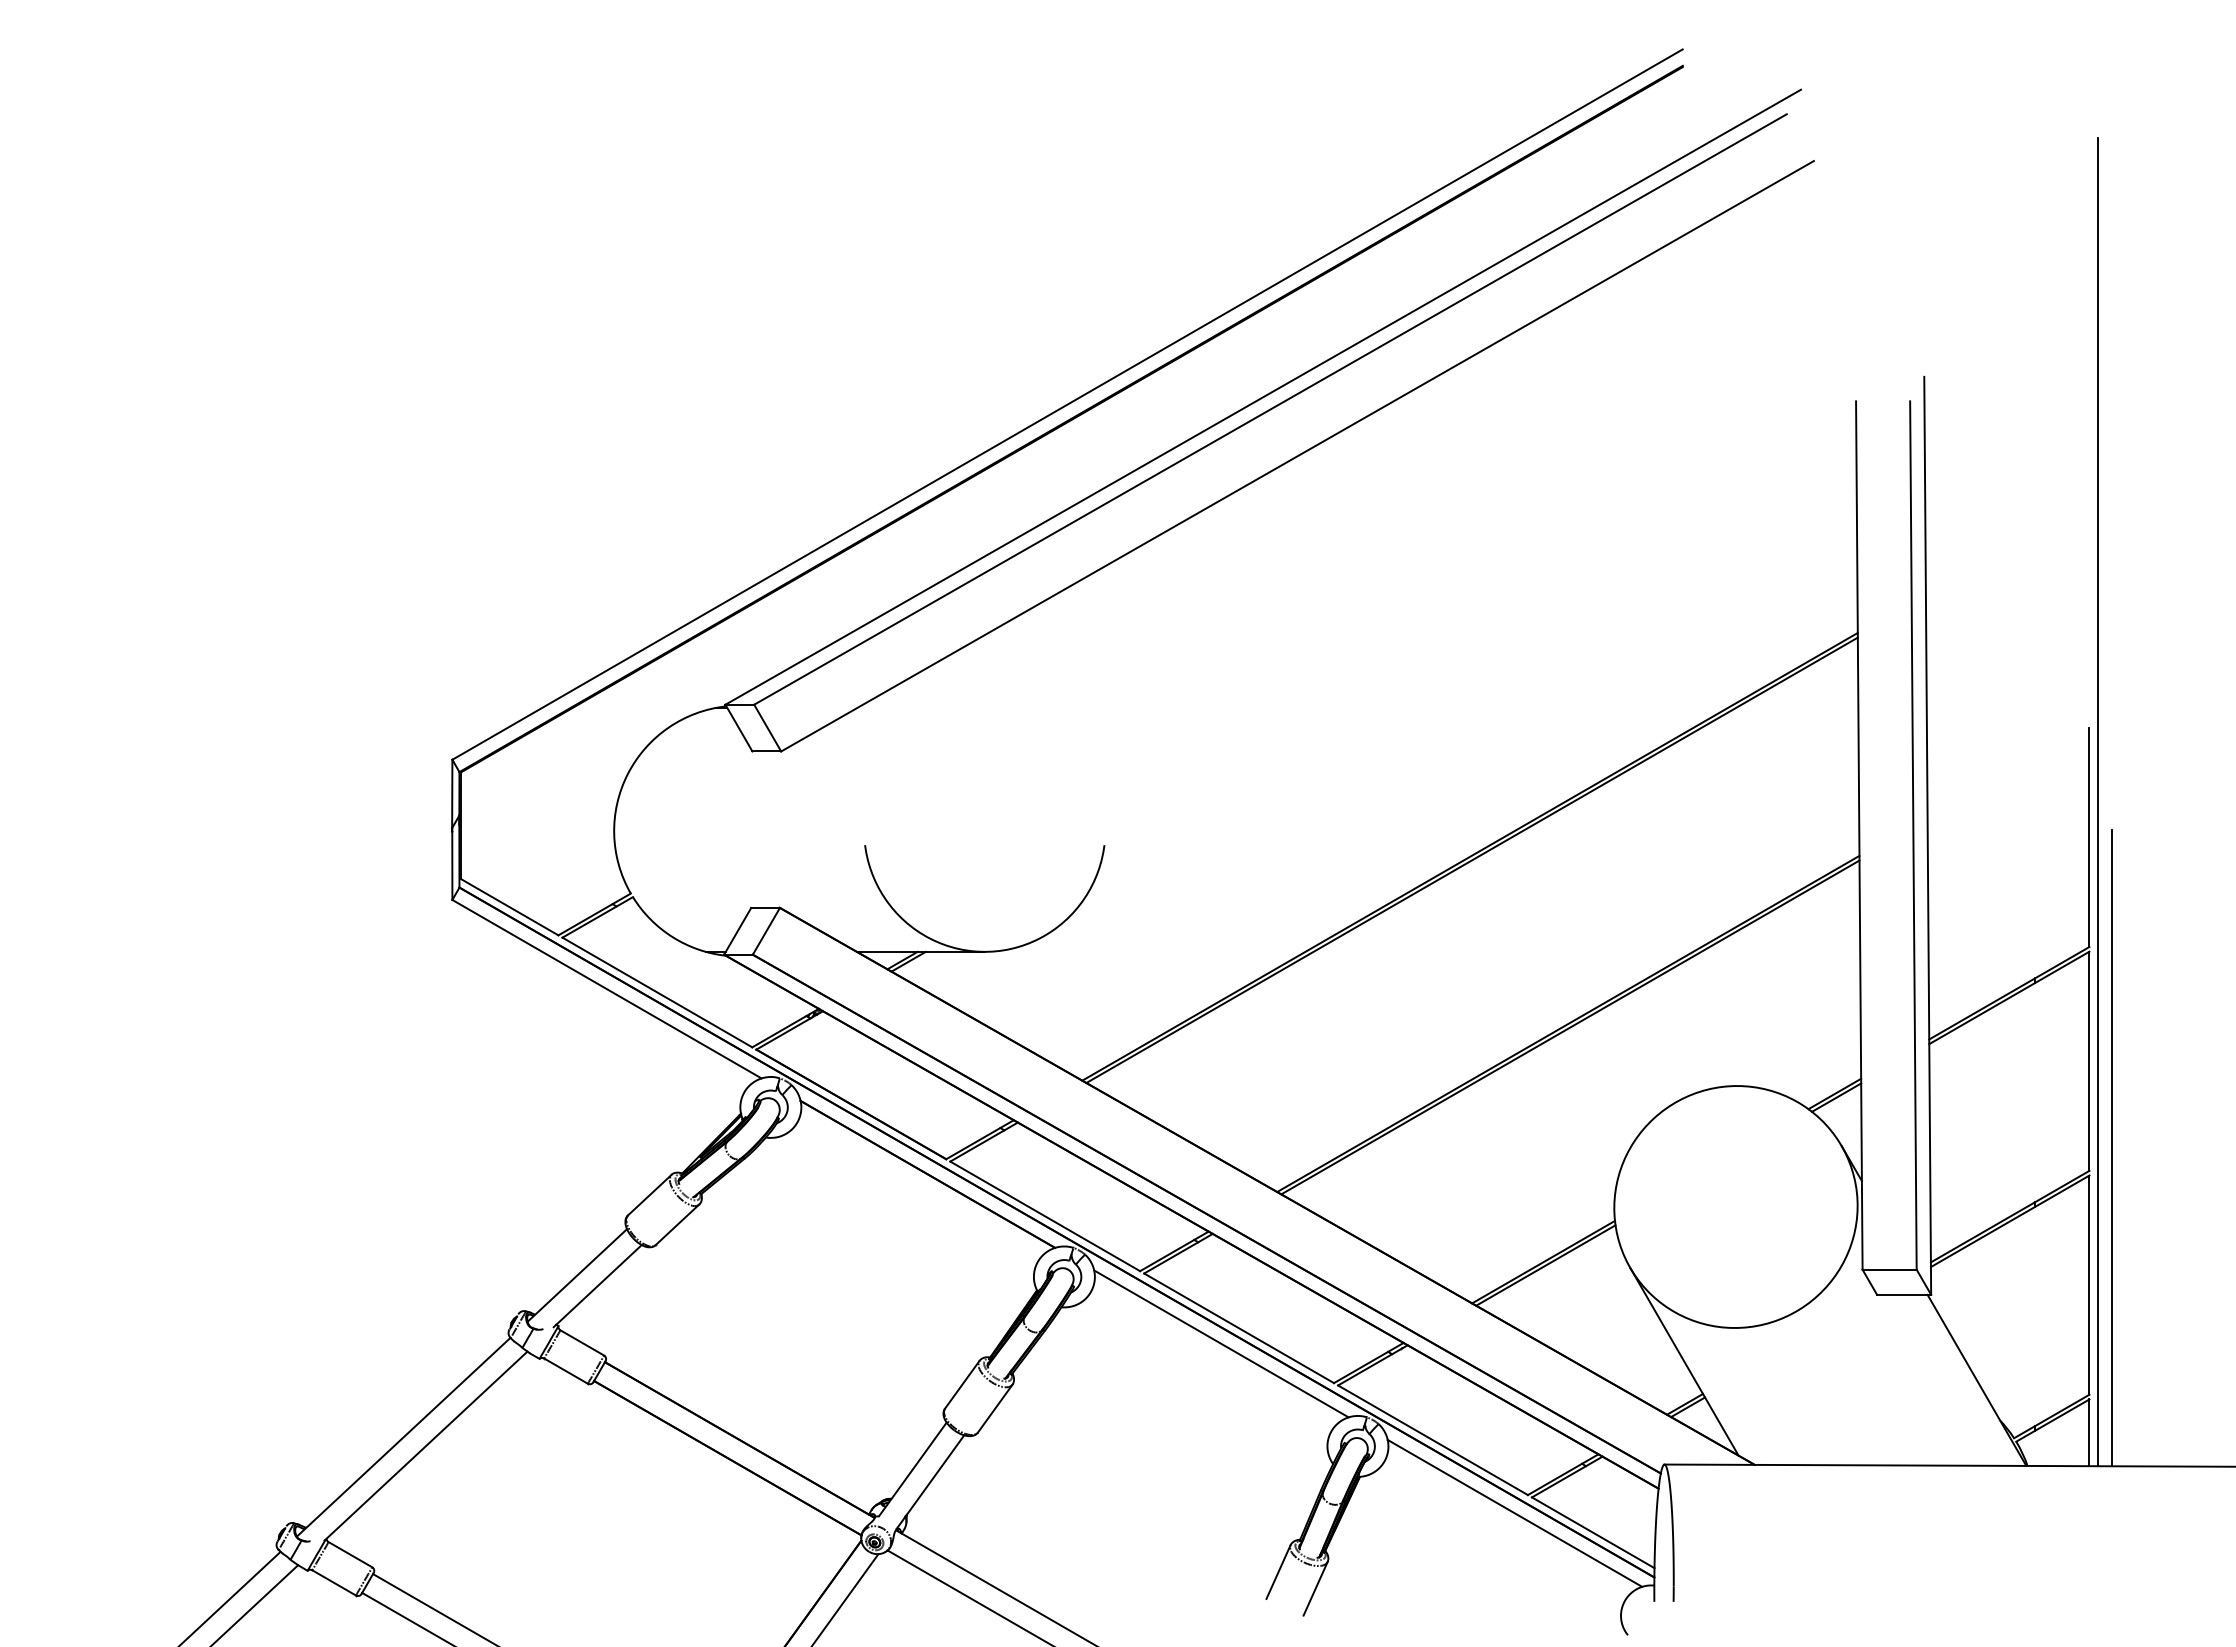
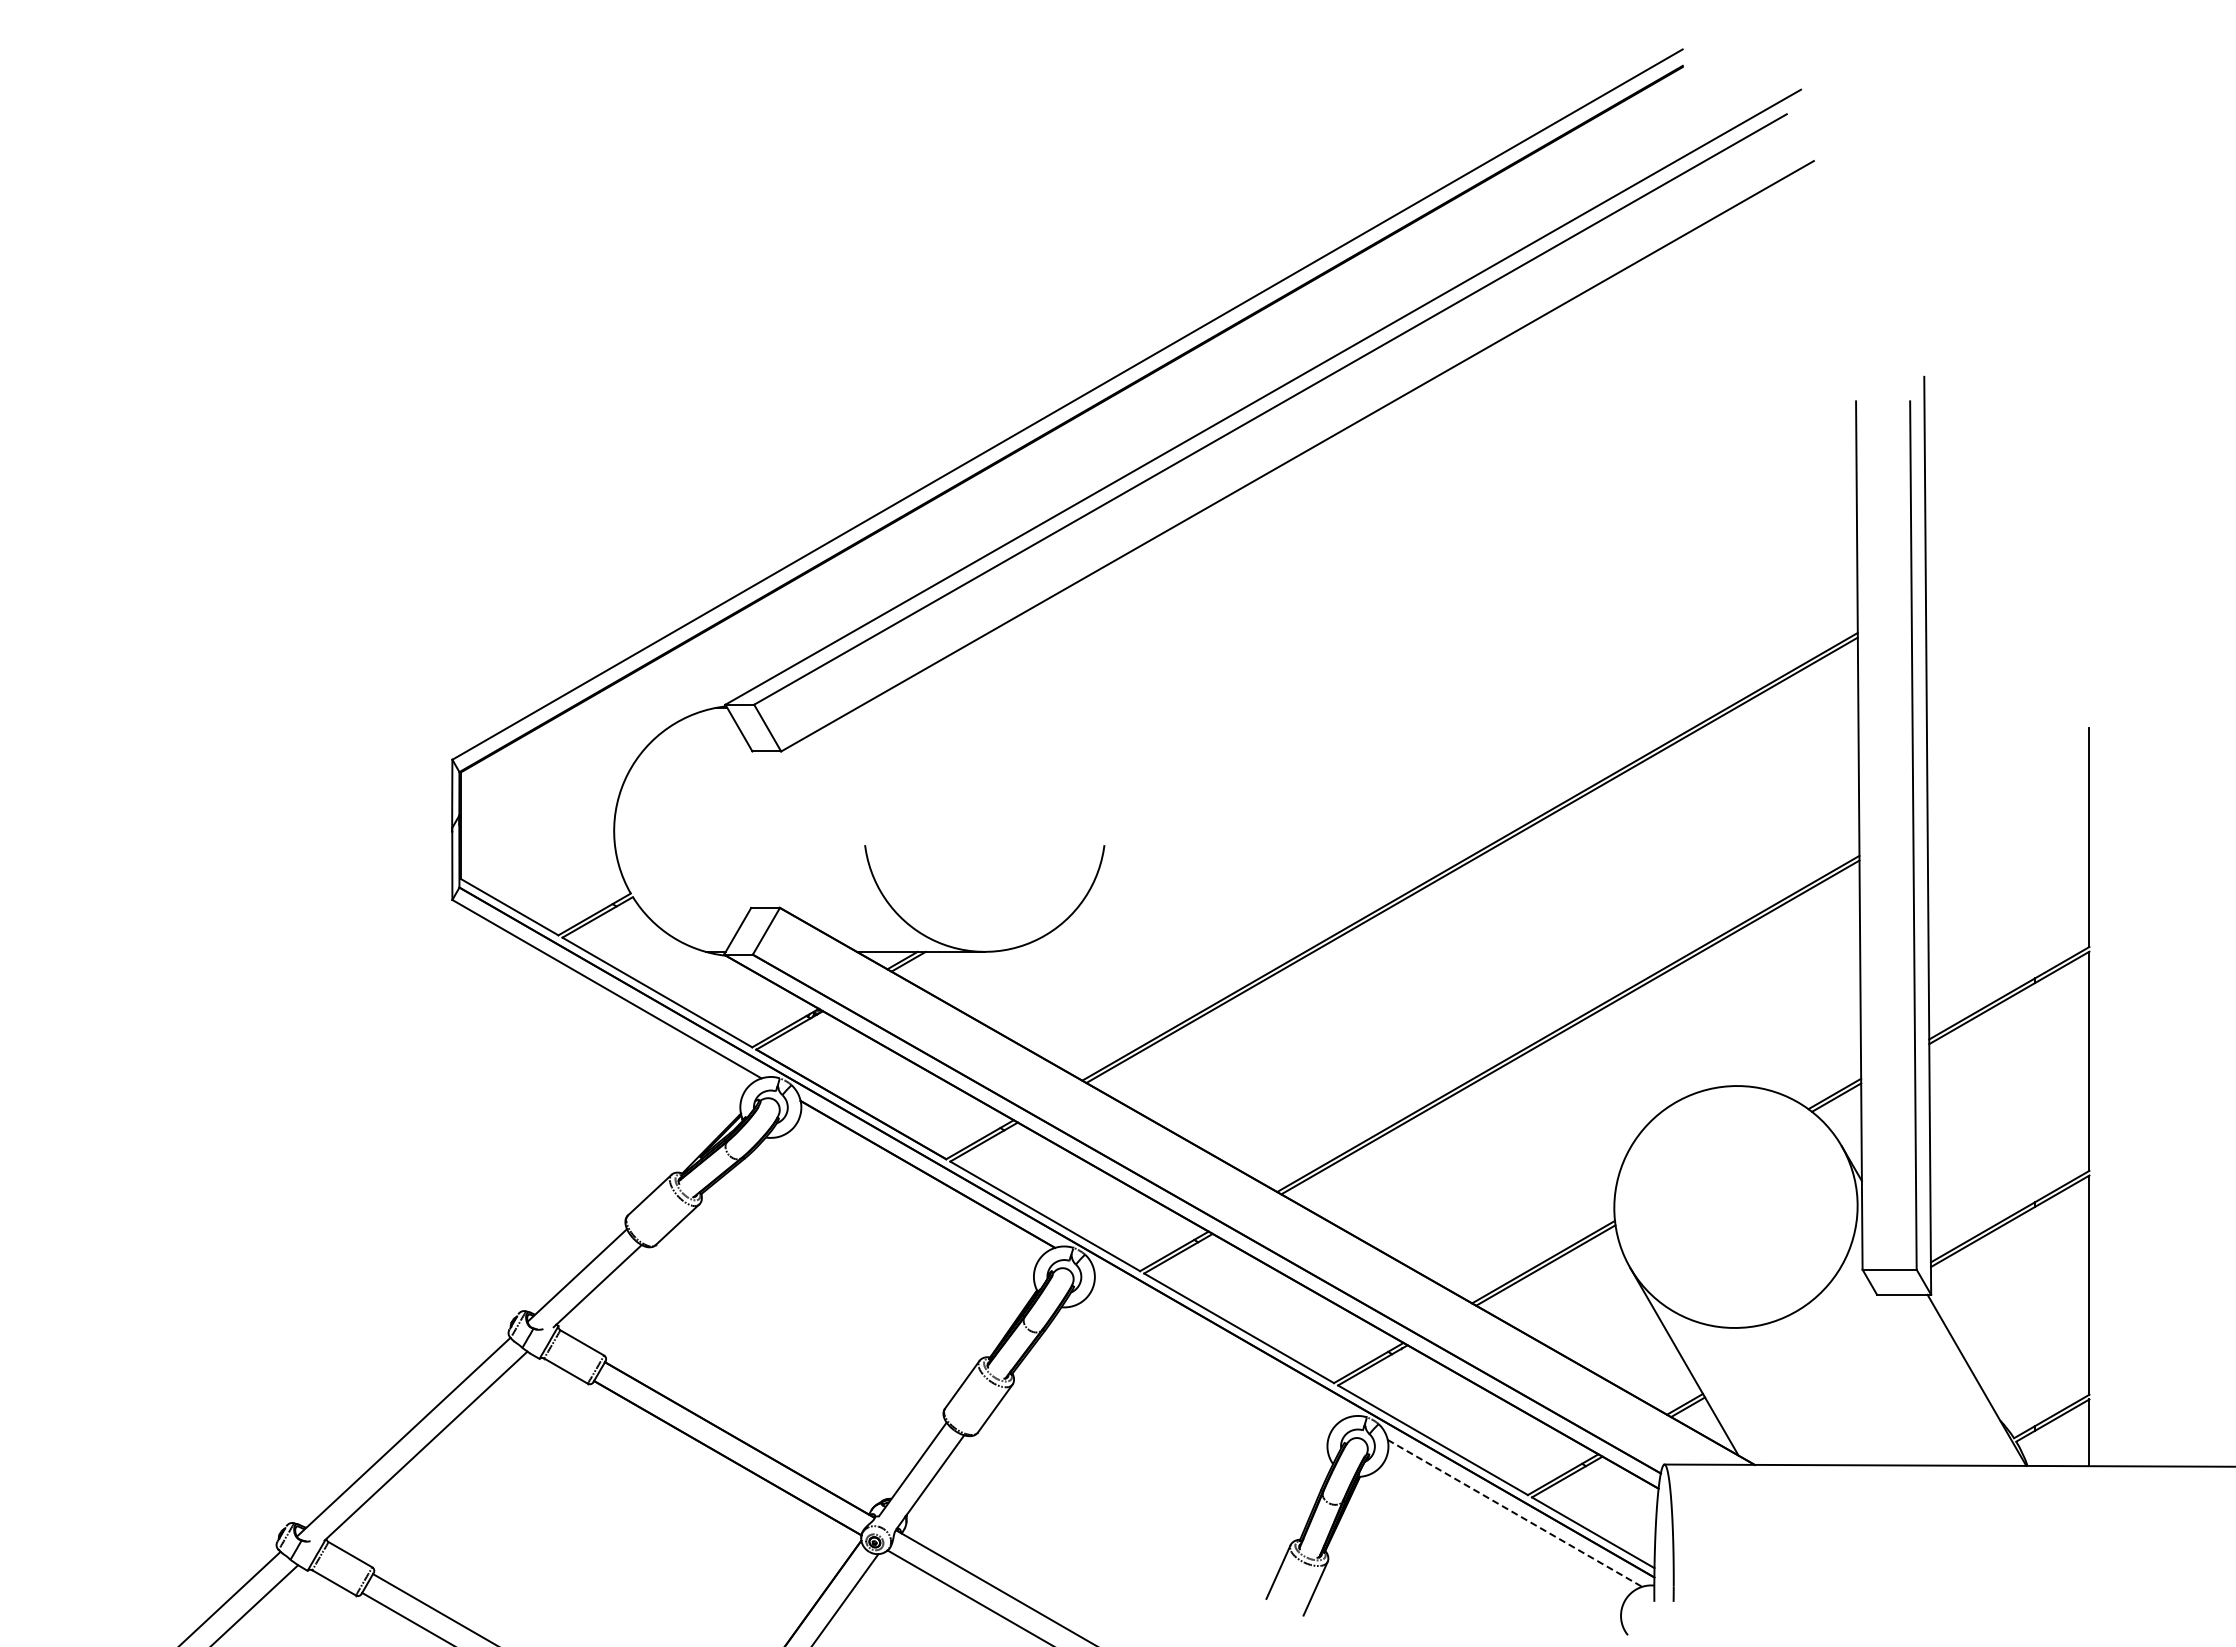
line: present -> none (2097, 802)
line: present -> none (2111, 1148)
line: present -> none (1221, 1343)
line: solid -> dashed (1514, 1513)
